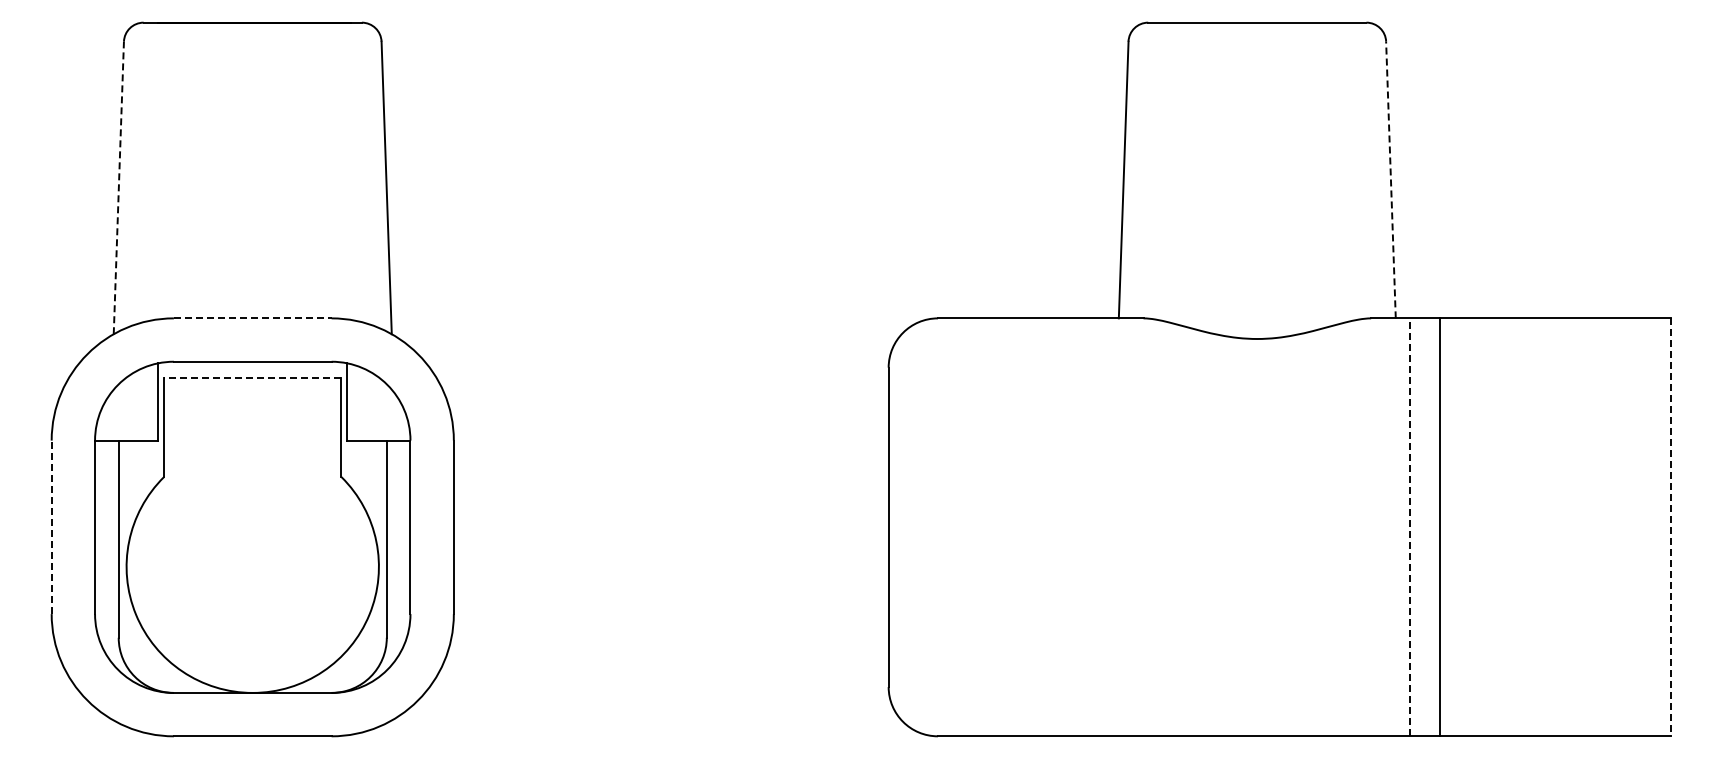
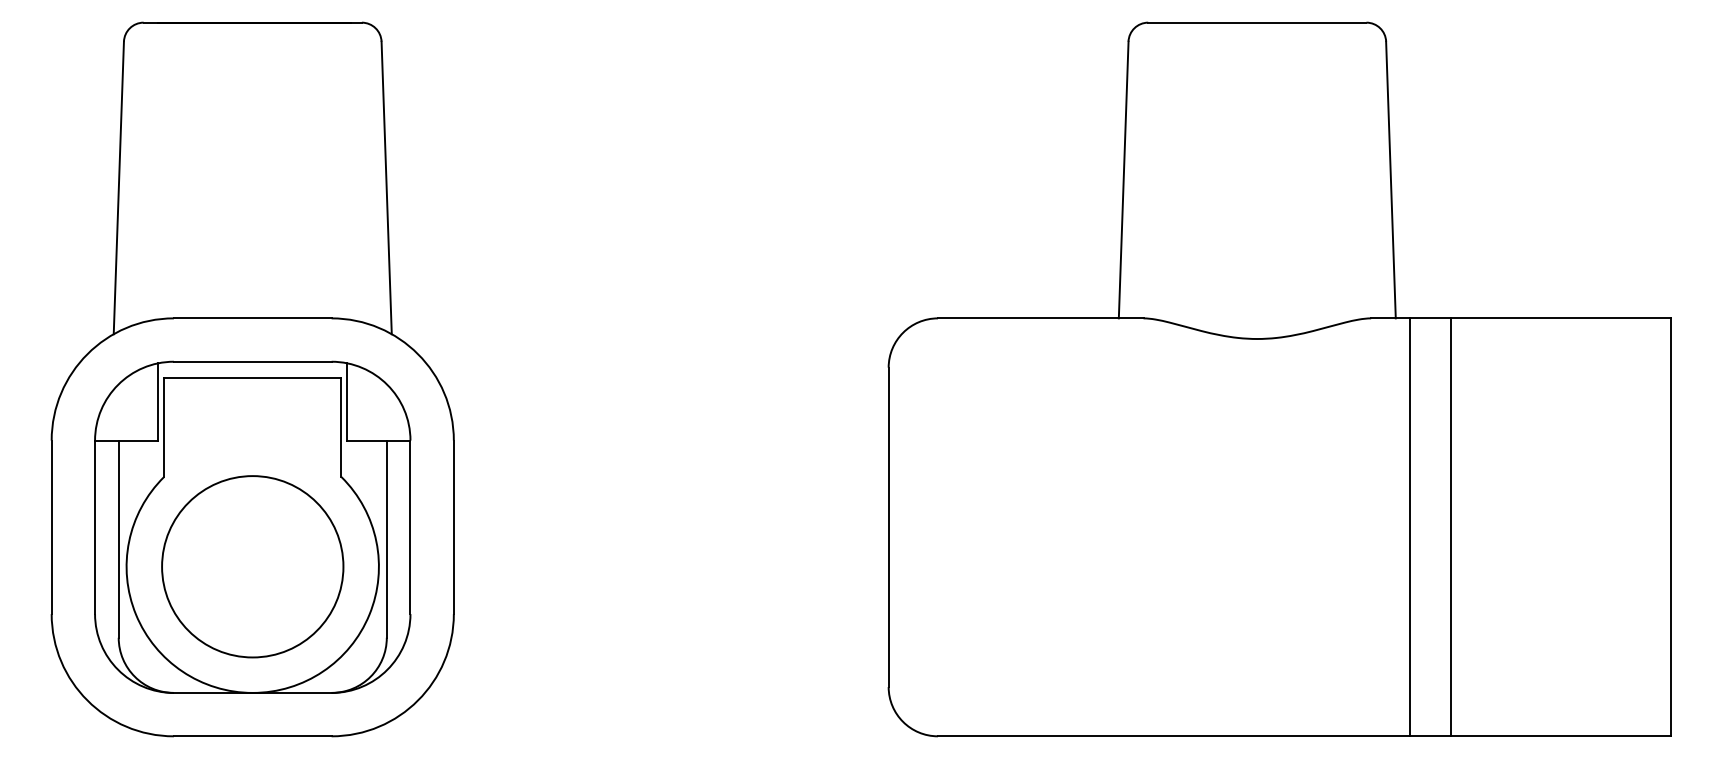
line: dashed -> solid (1390, 179)
line: dashed -> solid (118, 187)
line: dashed -> solid (252, 318)
line: dashed -> solid (252, 377)
line: dashed -> solid (51, 527)
line: dashed -> solid (1409, 527)
line position: (1439, 527) -> (1450, 527) (1450, 527)
line: dashed -> solid (1671, 527)
circle: none -> present (252, 566)
